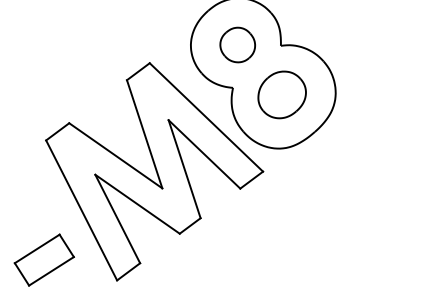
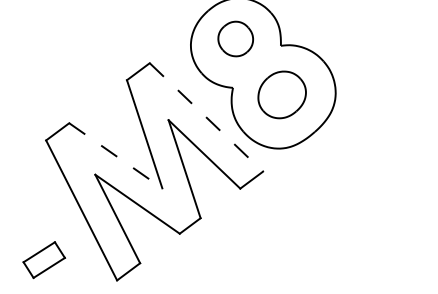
part position: (237, 44) -> (235, 38) (235, 38)
line: solid -> dashed (206, 117)
line: solid -> dashed (115, 155)
part size: 62x54 px -> 44x39 px (43, 260)
